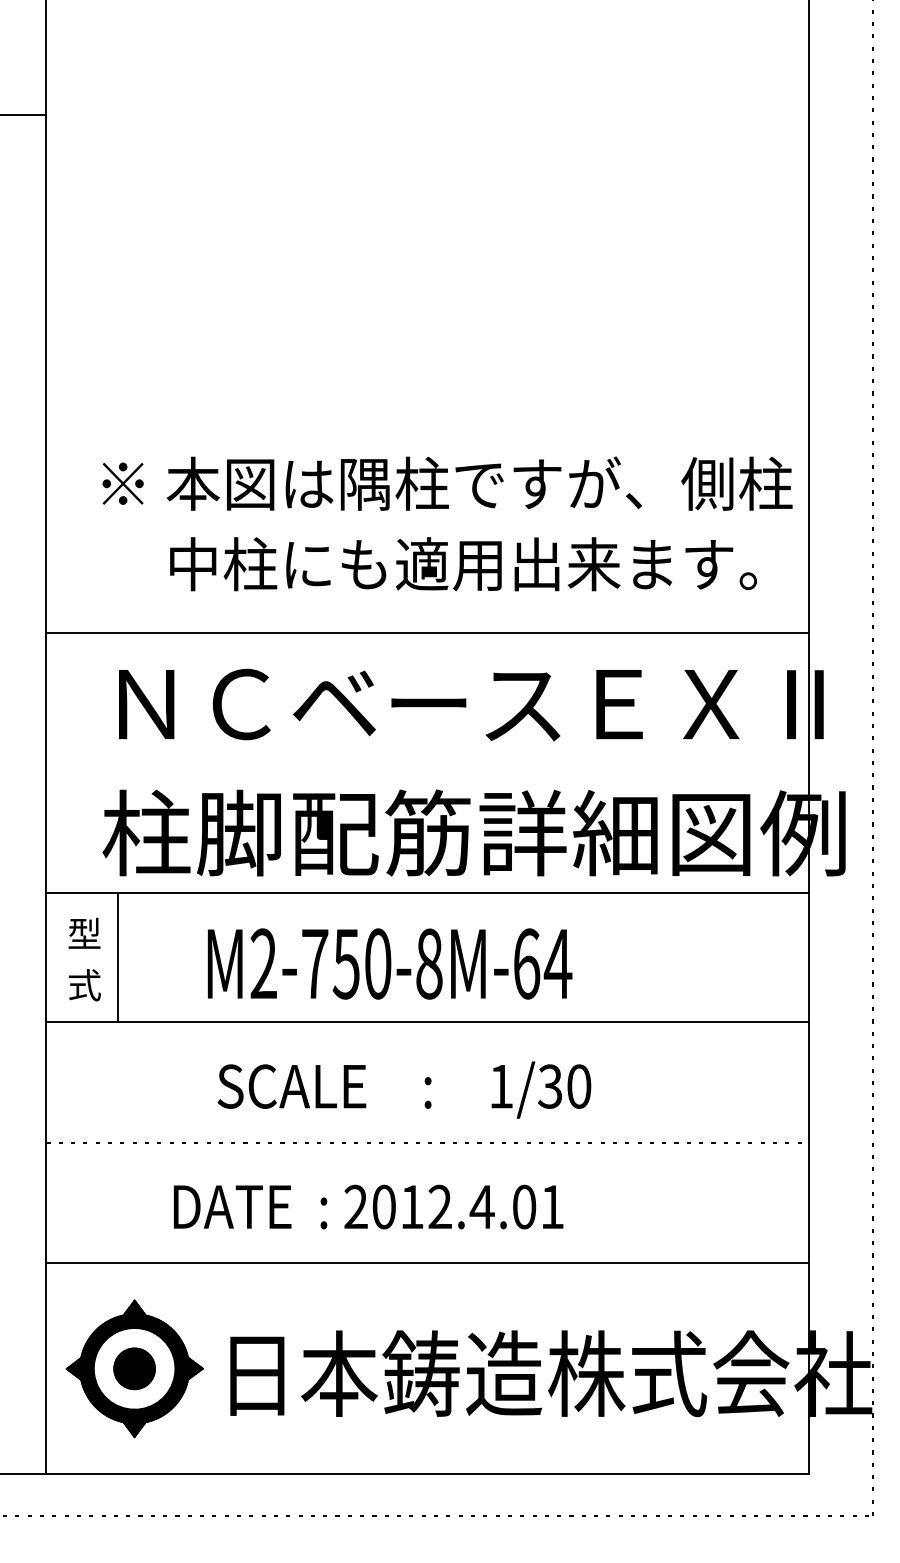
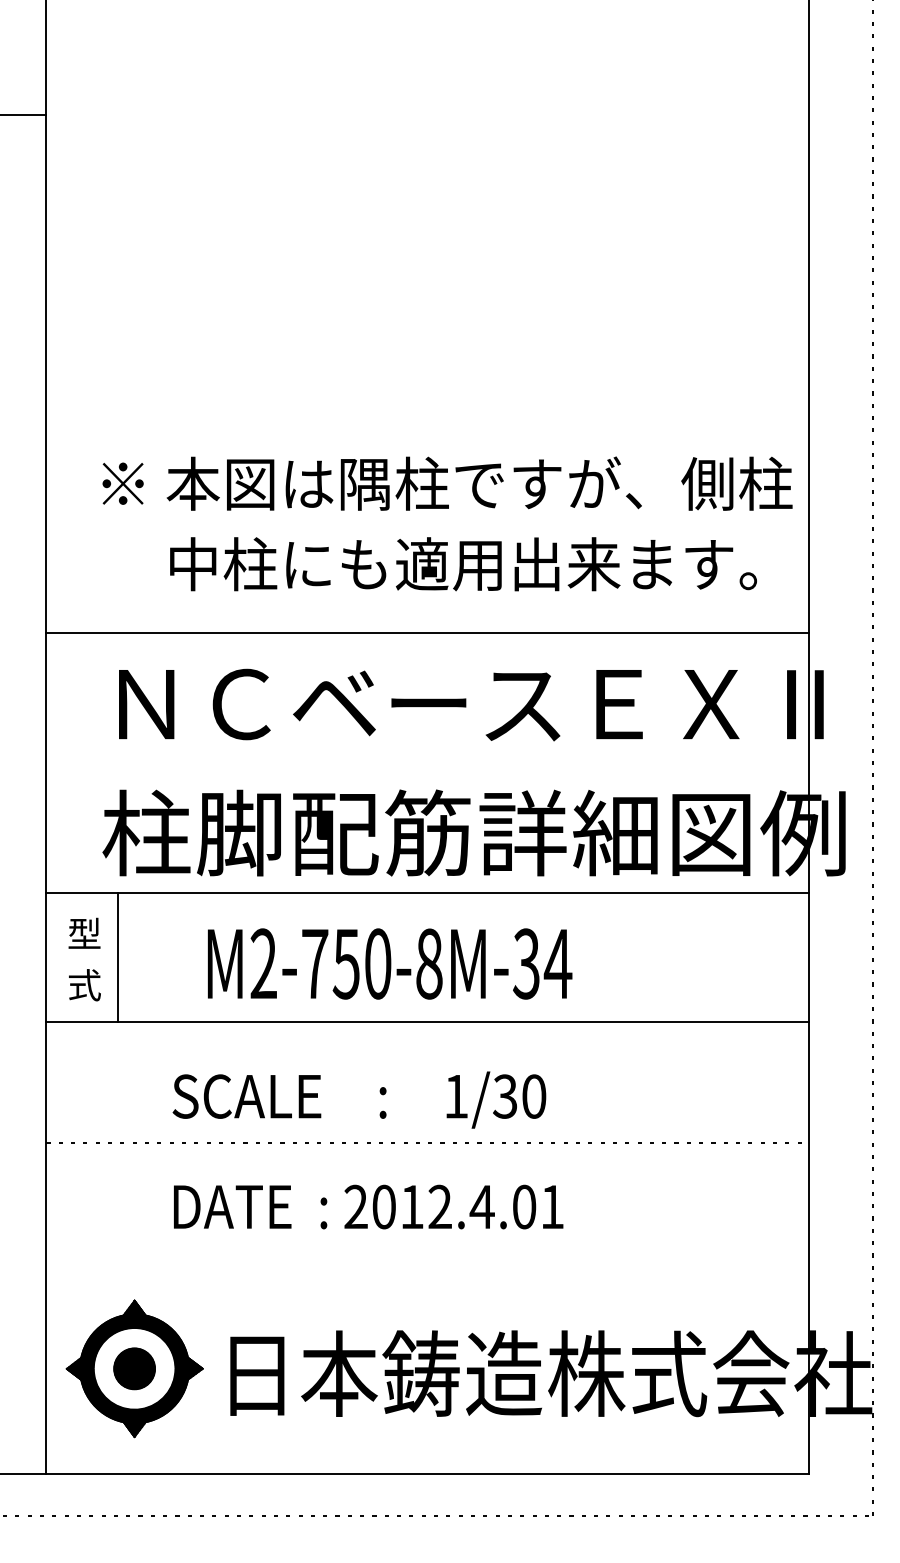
text: M2-750-8M-64 -> M2-750-8M-34 (526, 963)
text position: (404, 1089) -> (359, 1099) (359, 1099)
line: present -> none (427, 1263)
